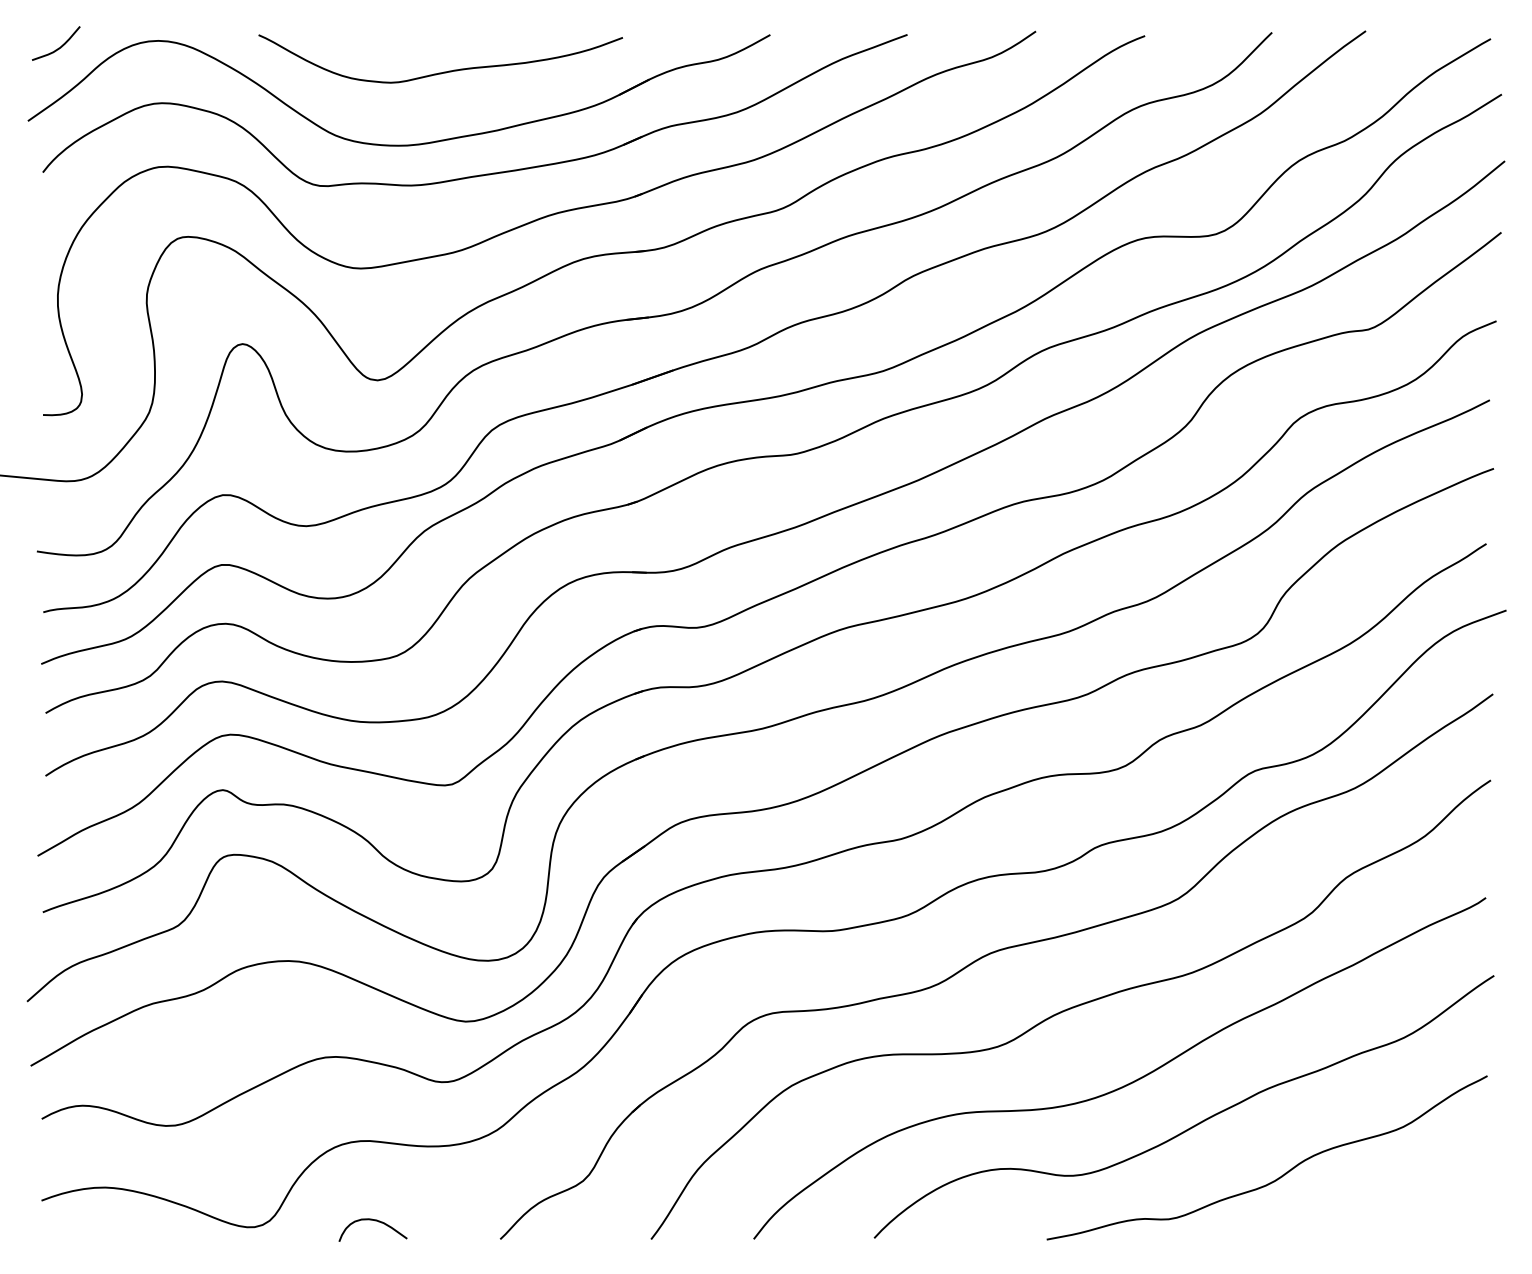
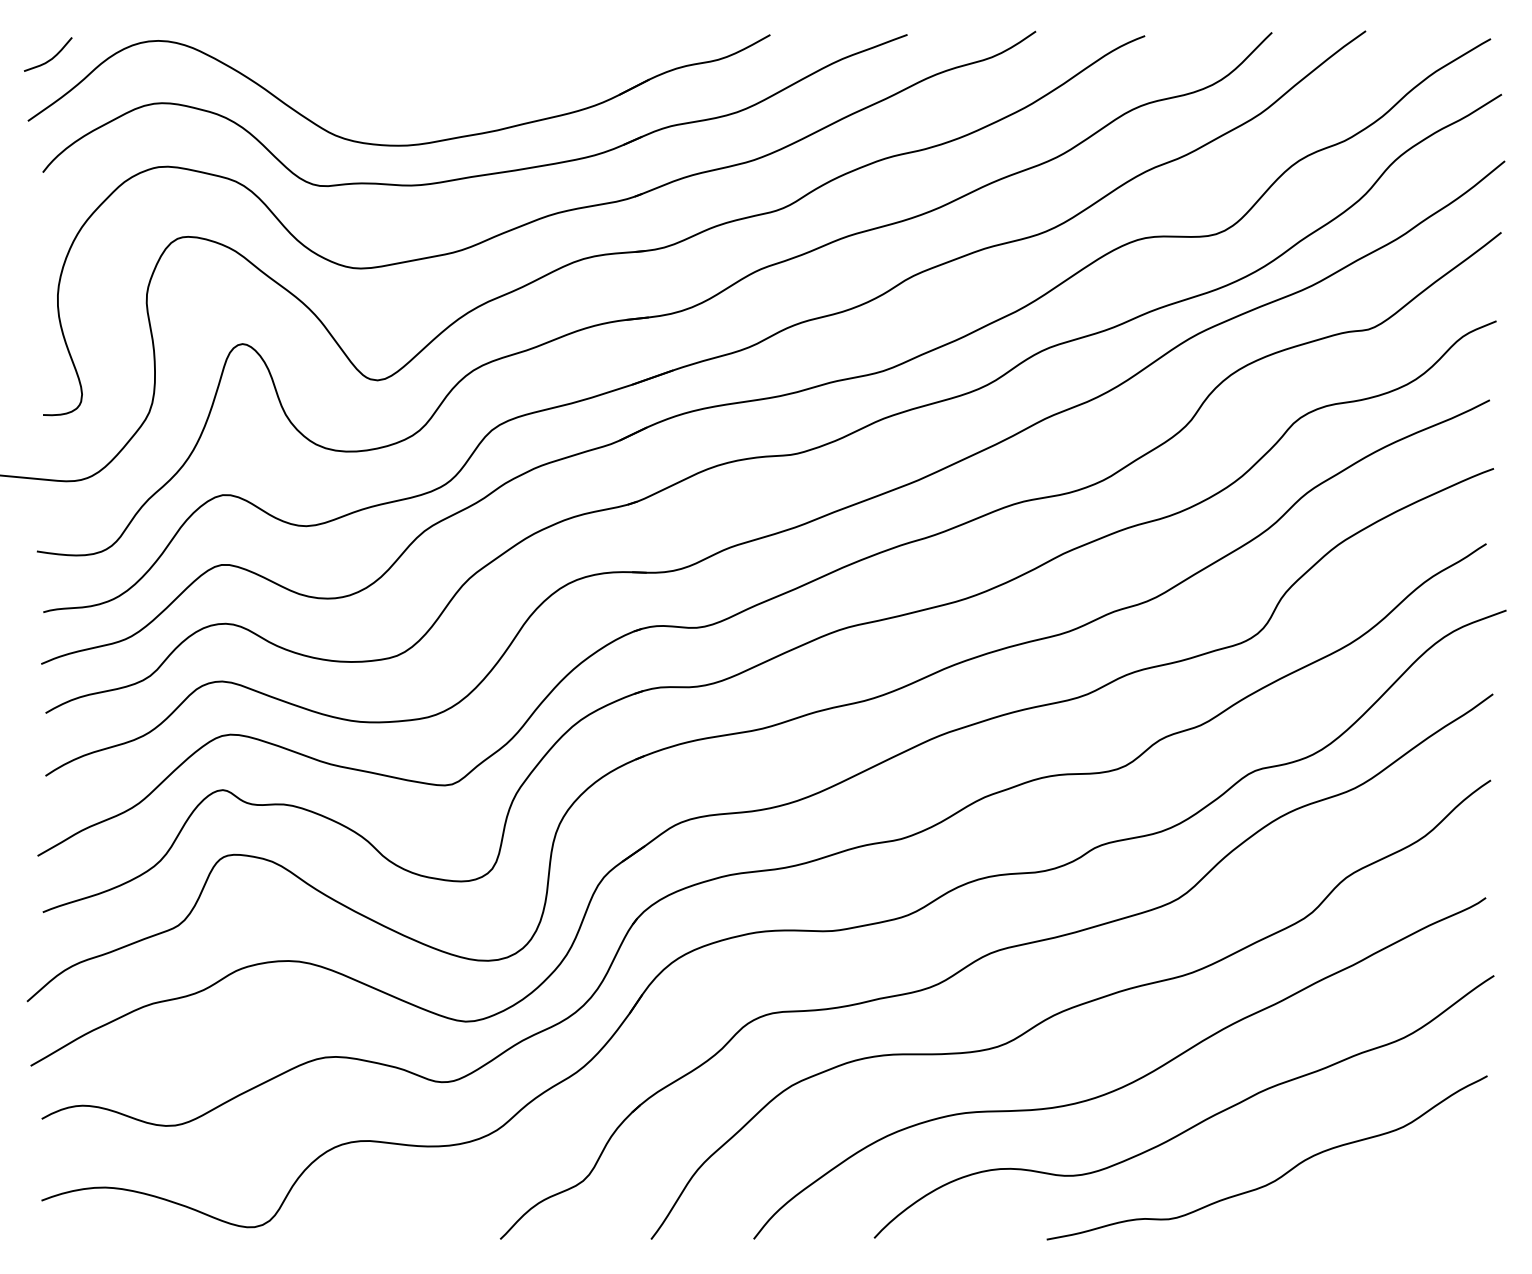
curve position: (58, 47) -> (50, 58) (50, 58)
curve: present -> none (443, 71)
curve: present -> none (375, 1221)
